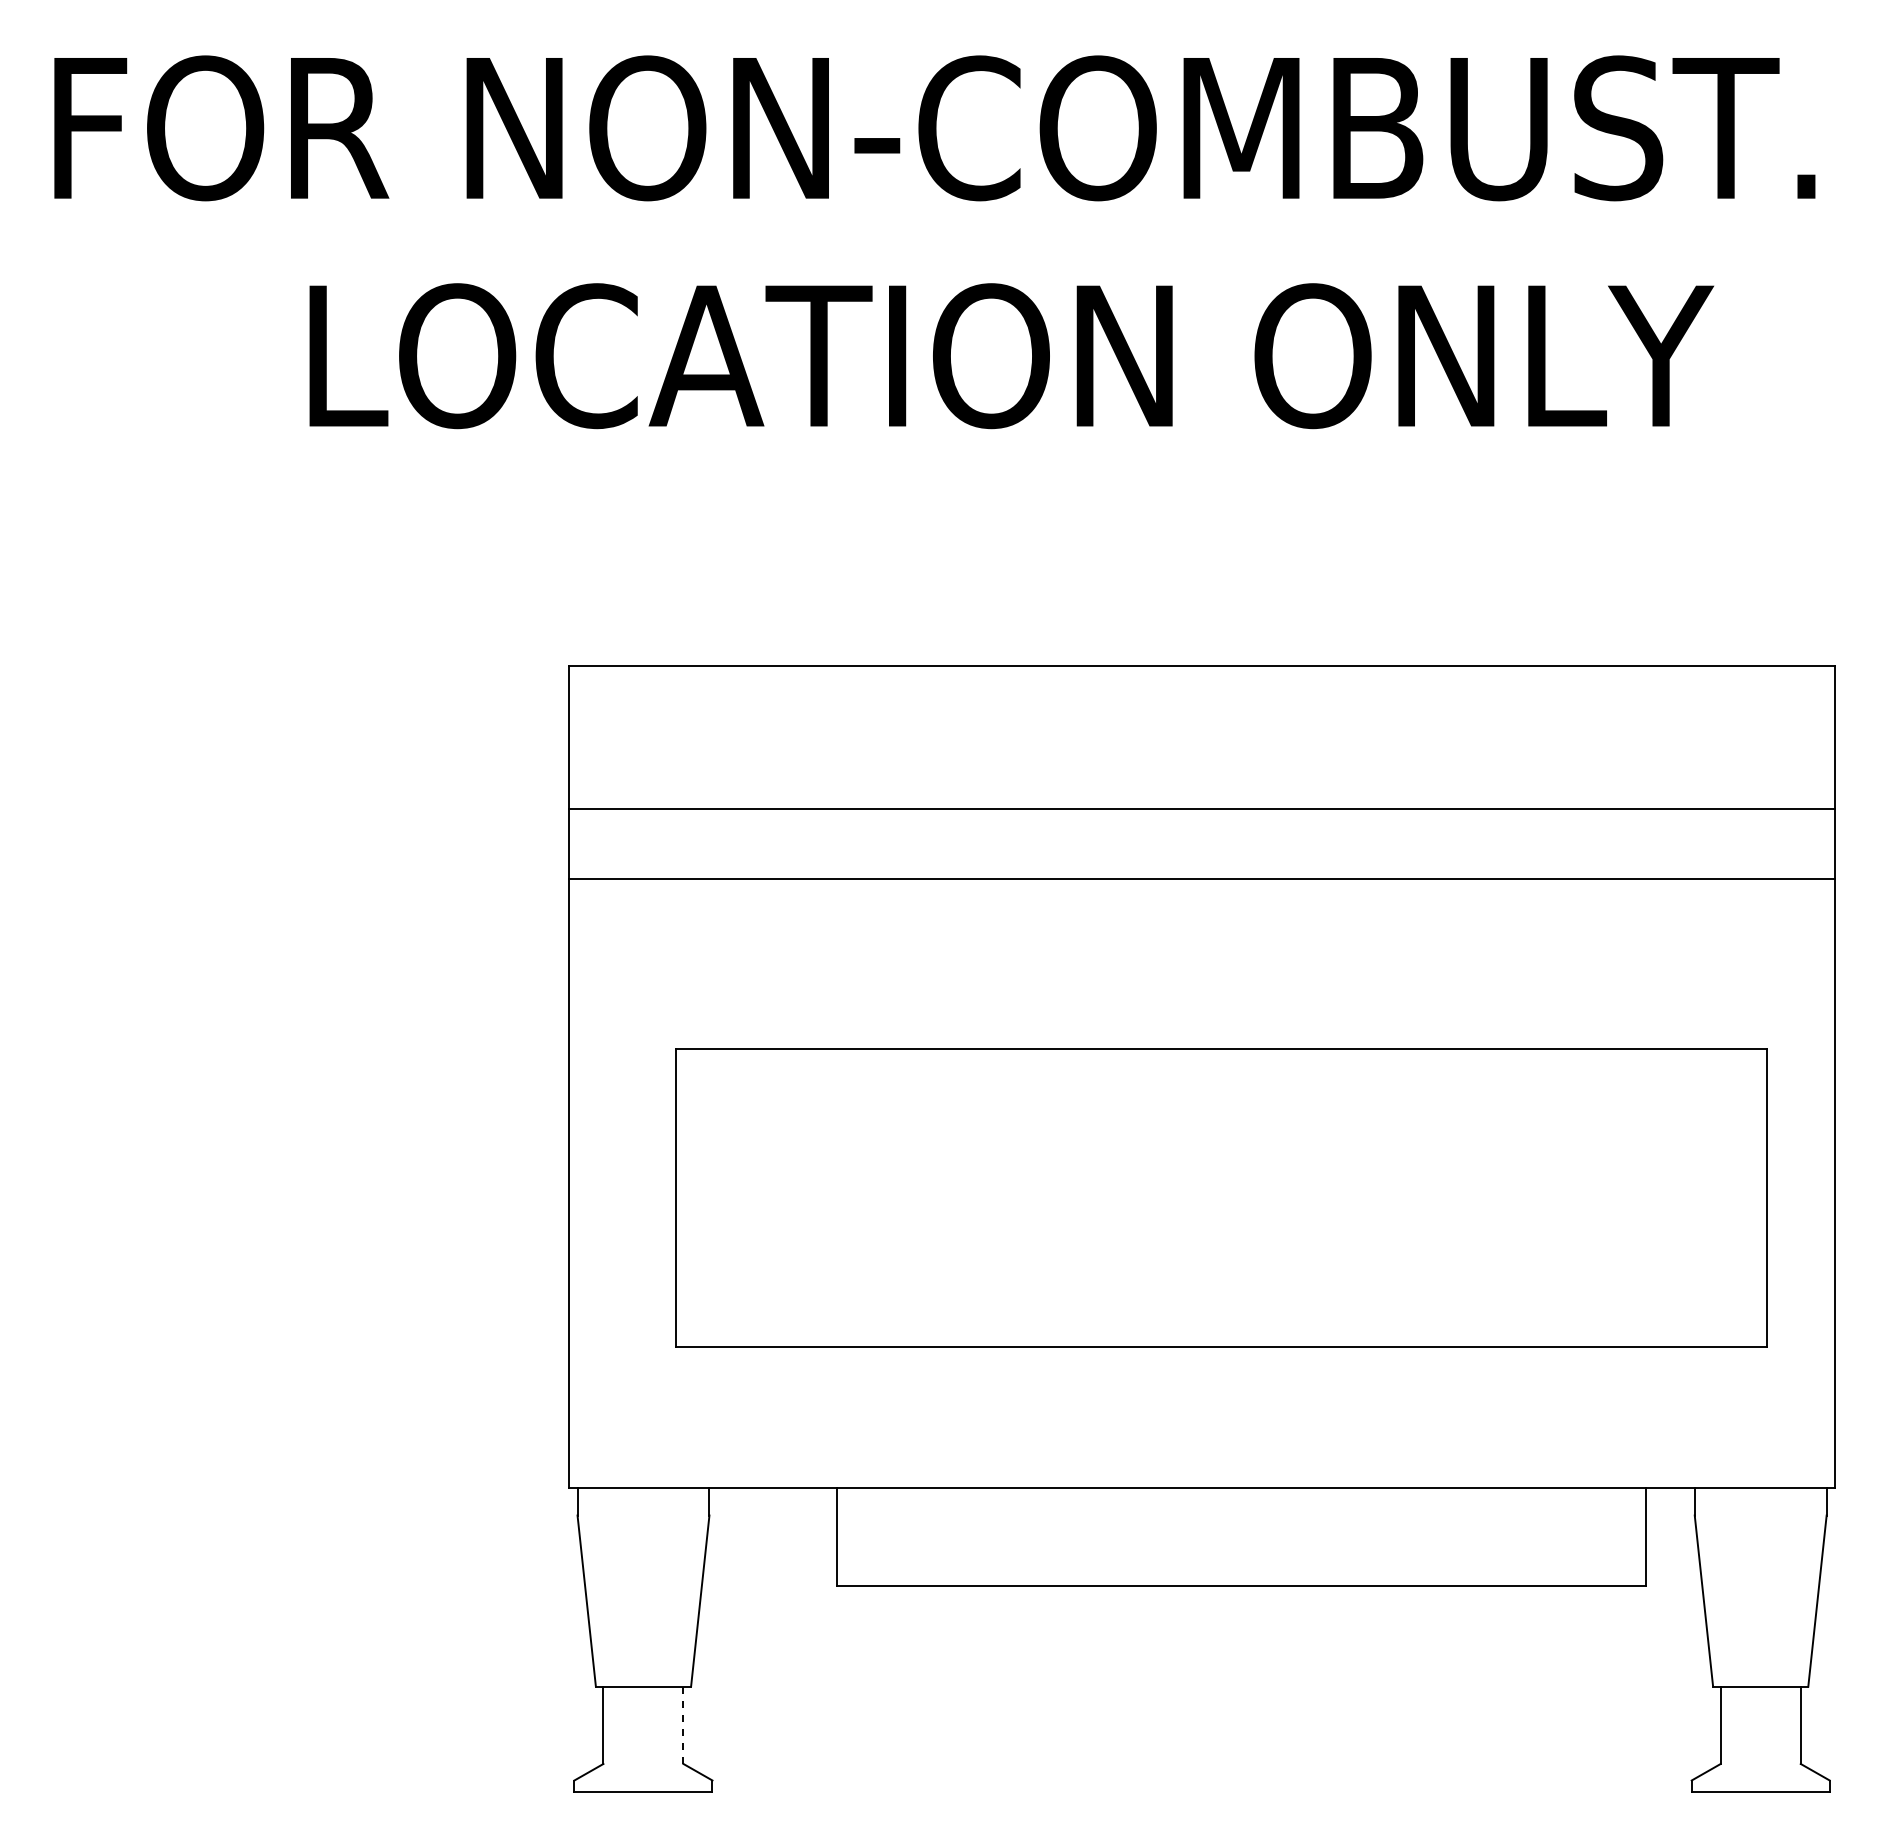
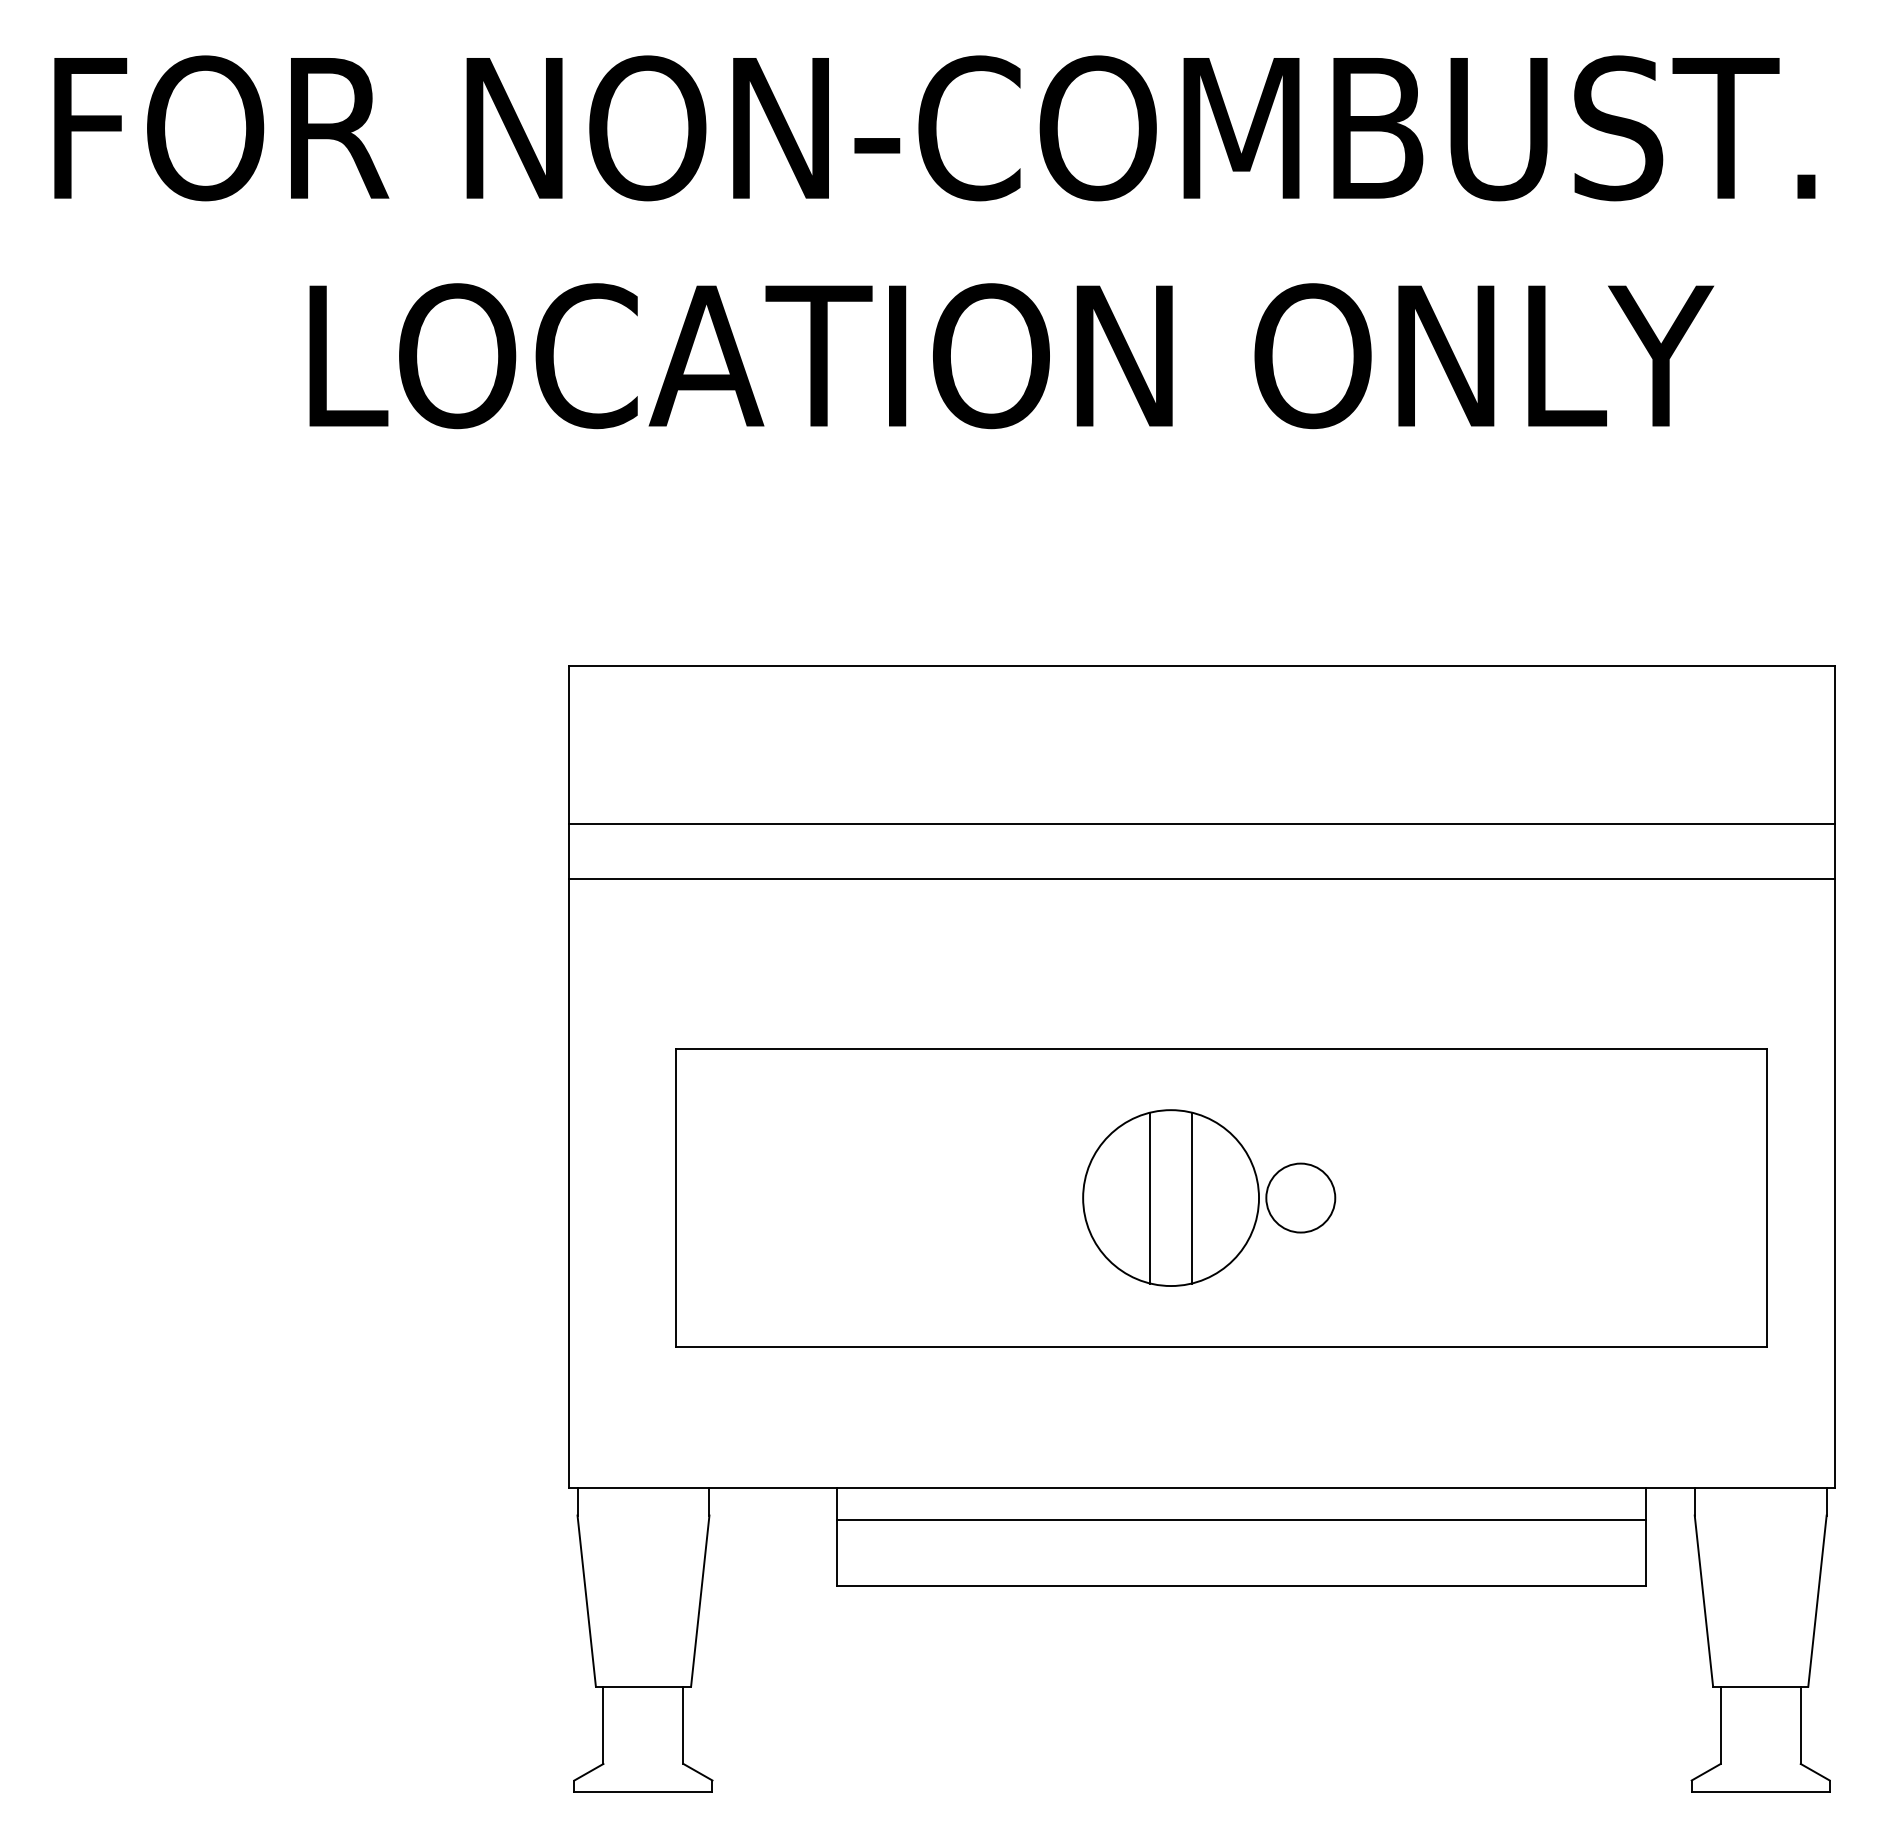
line position: (1201, 808) -> (1201, 823) (1201, 823)
part: none -> present (1209, 1197)
line: none -> present (1241, 1519)
line: dashed -> solid (683, 1725)
